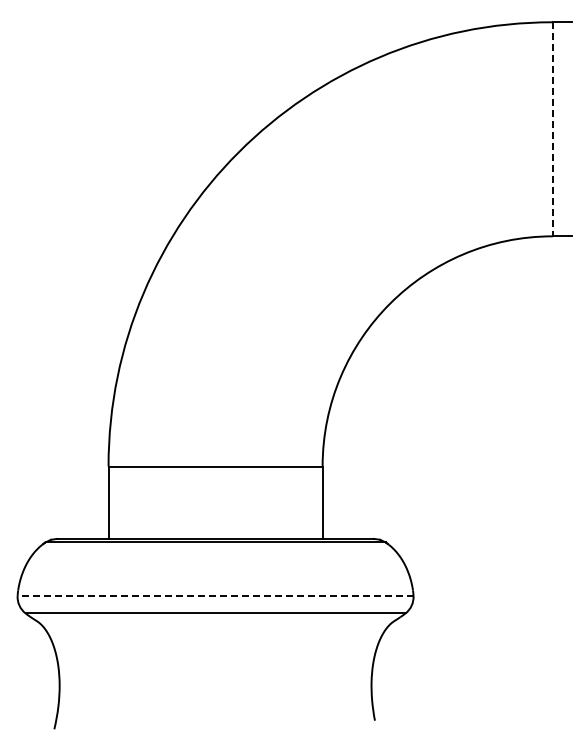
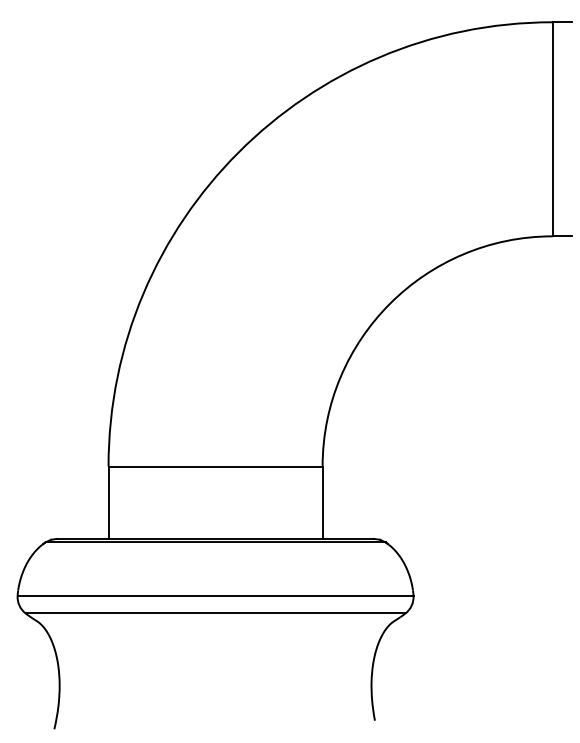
line: dashed -> solid (552, 129)
line: dashed -> solid (215, 595)
